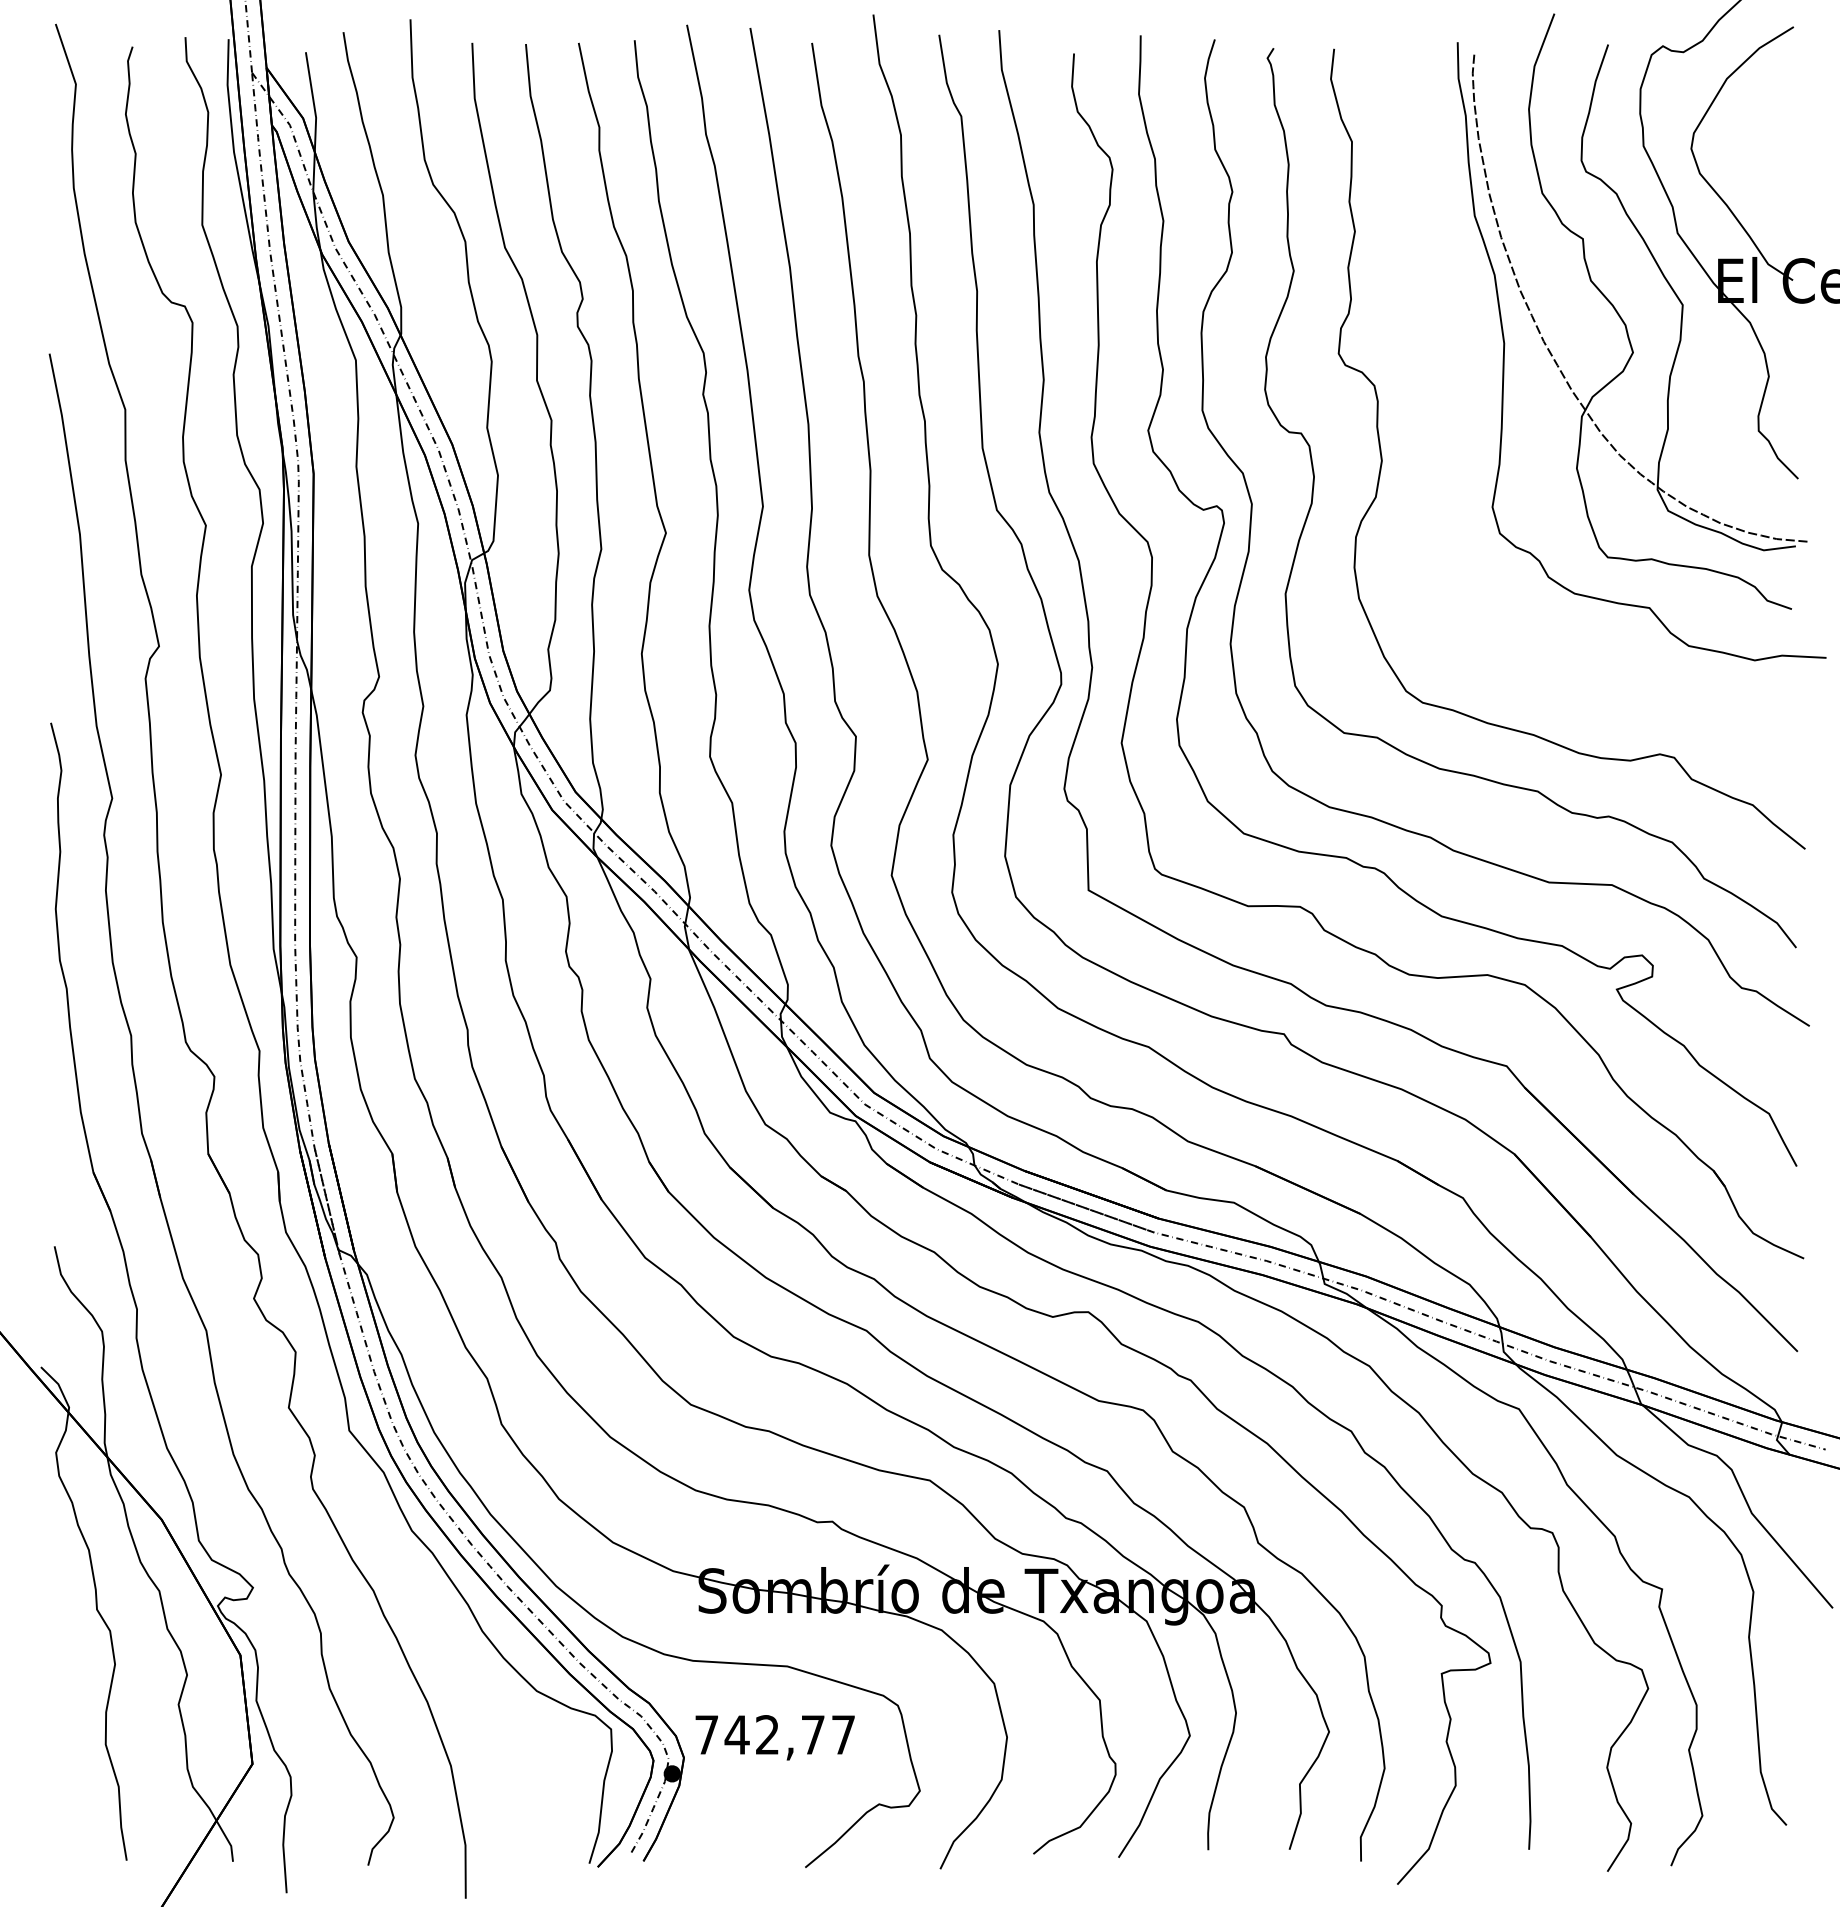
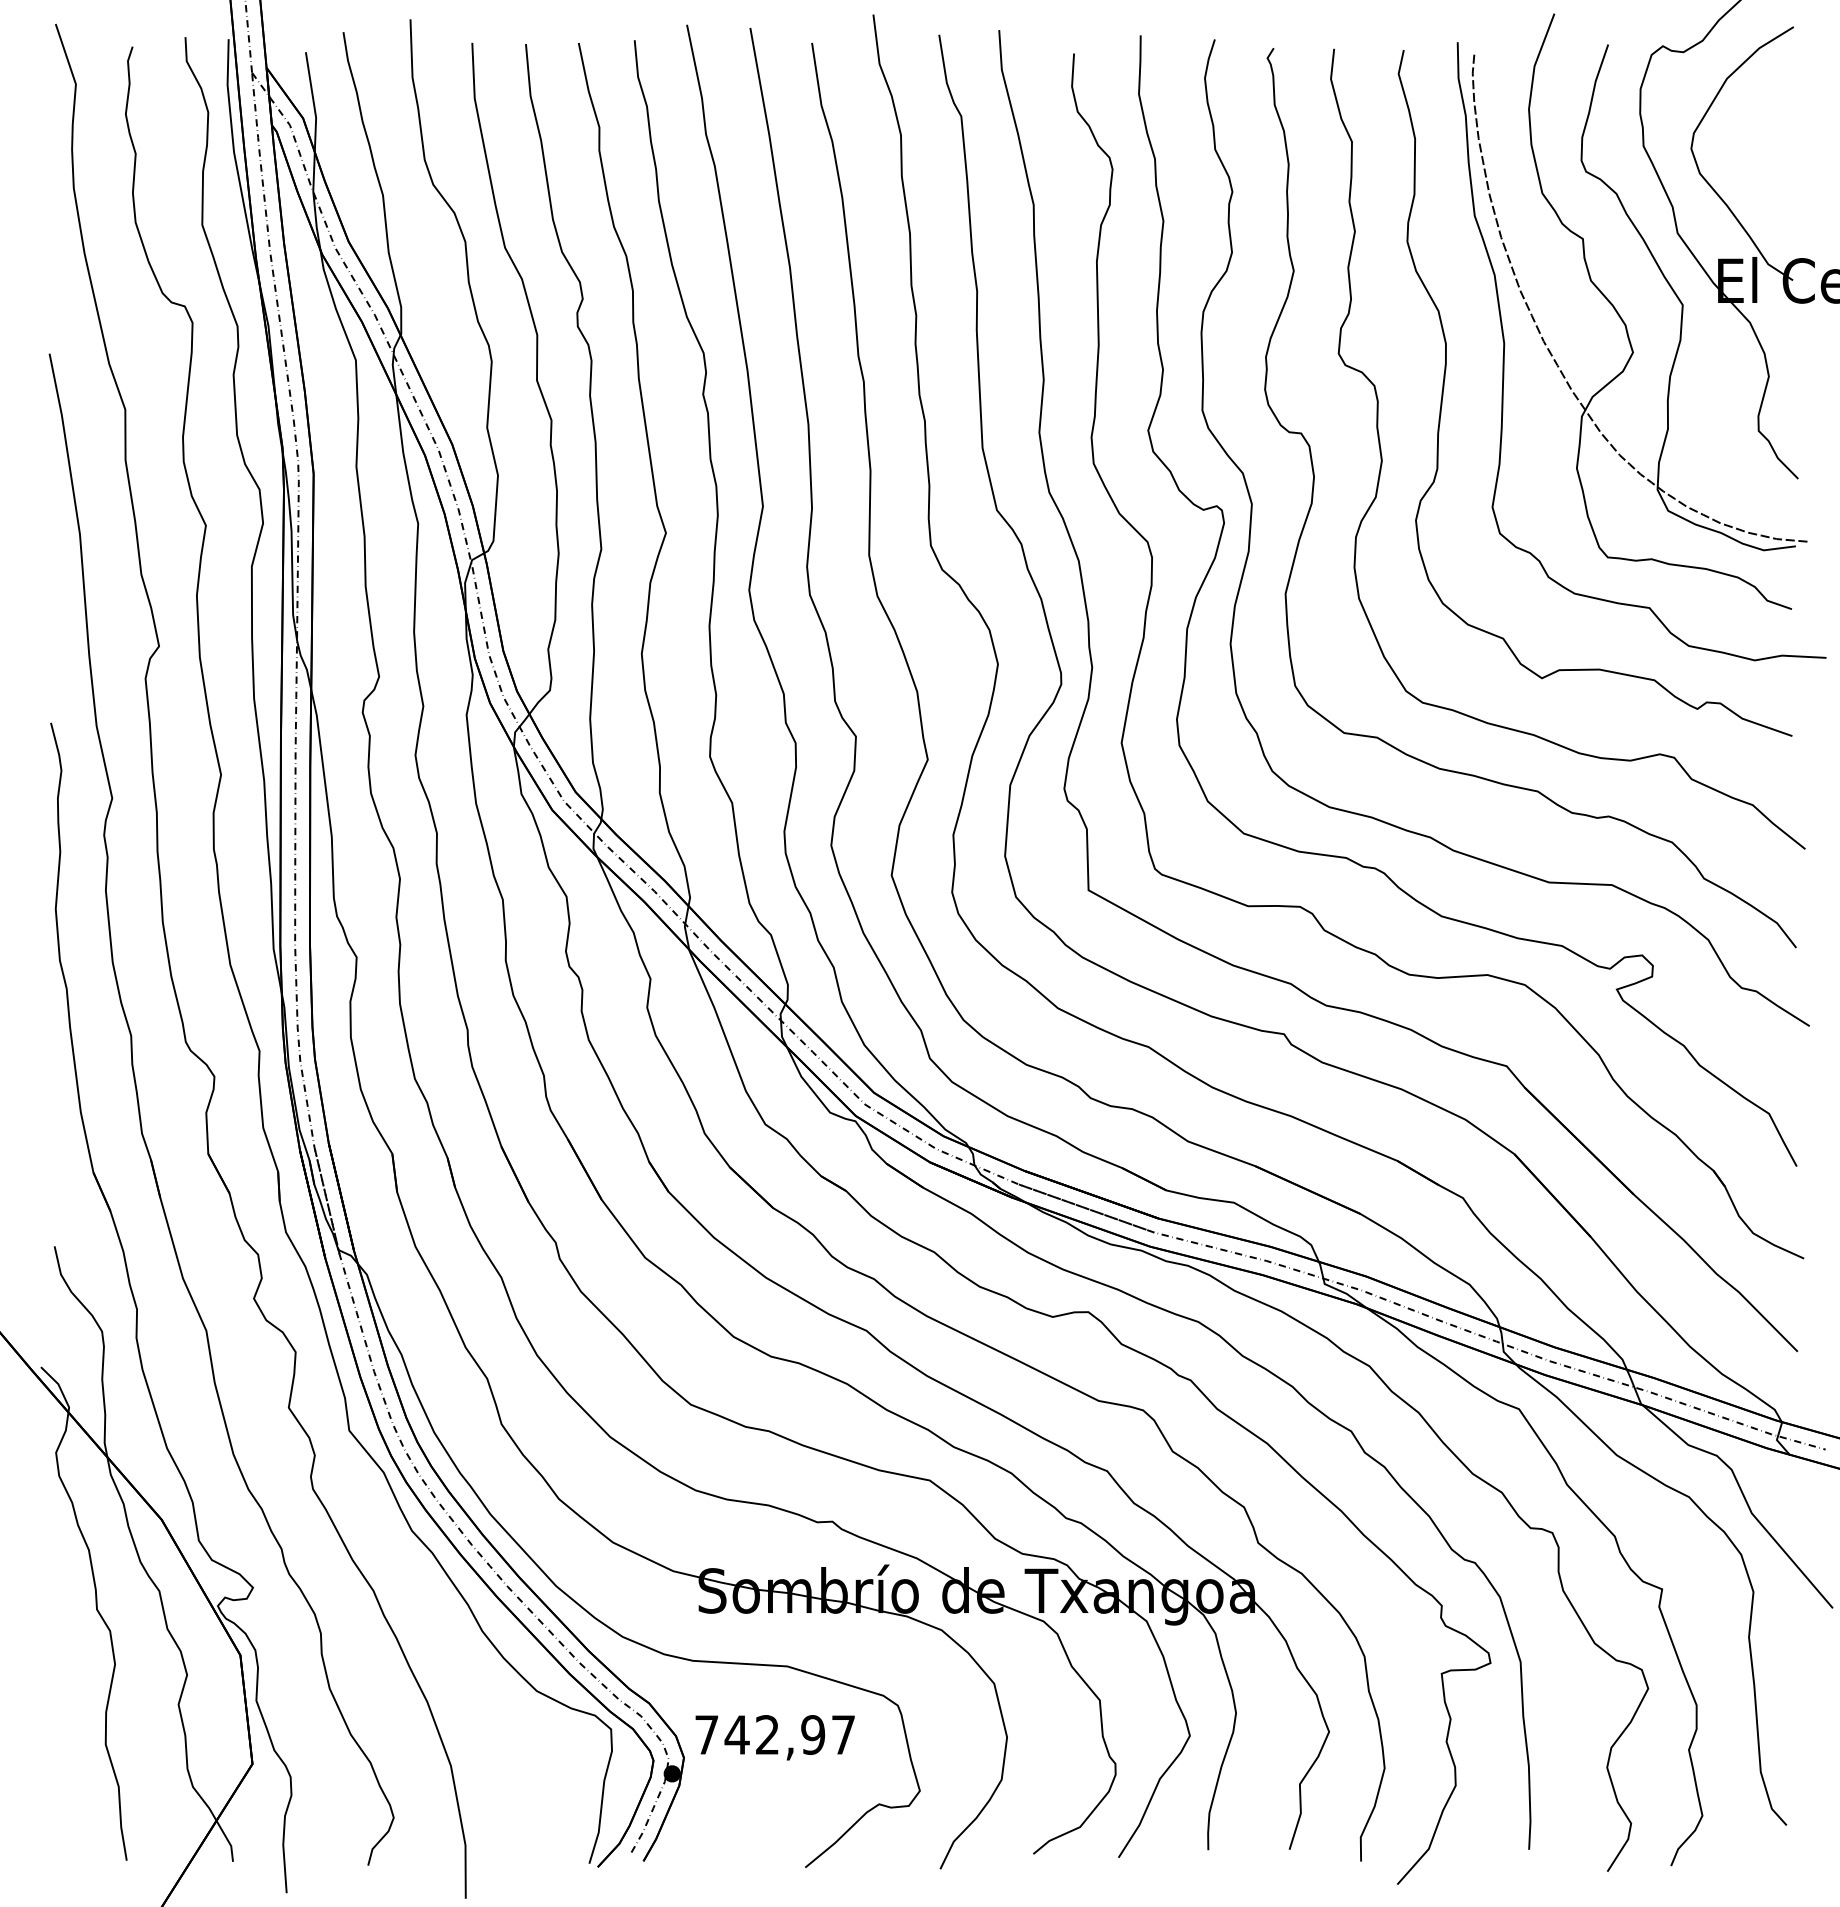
curve: none -> present (1445, 379)
text: 742,77 -> 742,97 (813, 1734)
